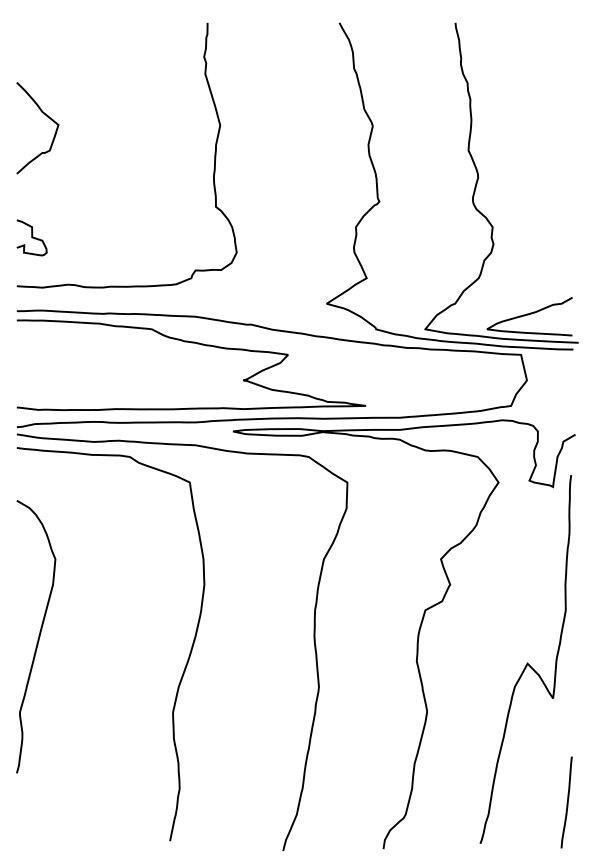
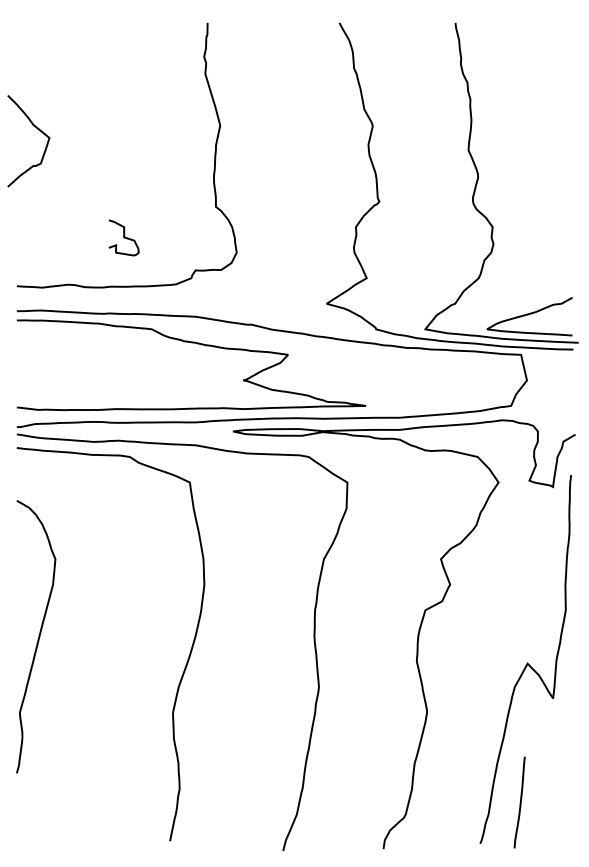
curve position: (47, 117) -> (38, 130) (38, 130)
curve position: (31, 237) -> (123, 237) (123, 237)
curve position: (566, 802) -> (519, 802) (519, 802)
